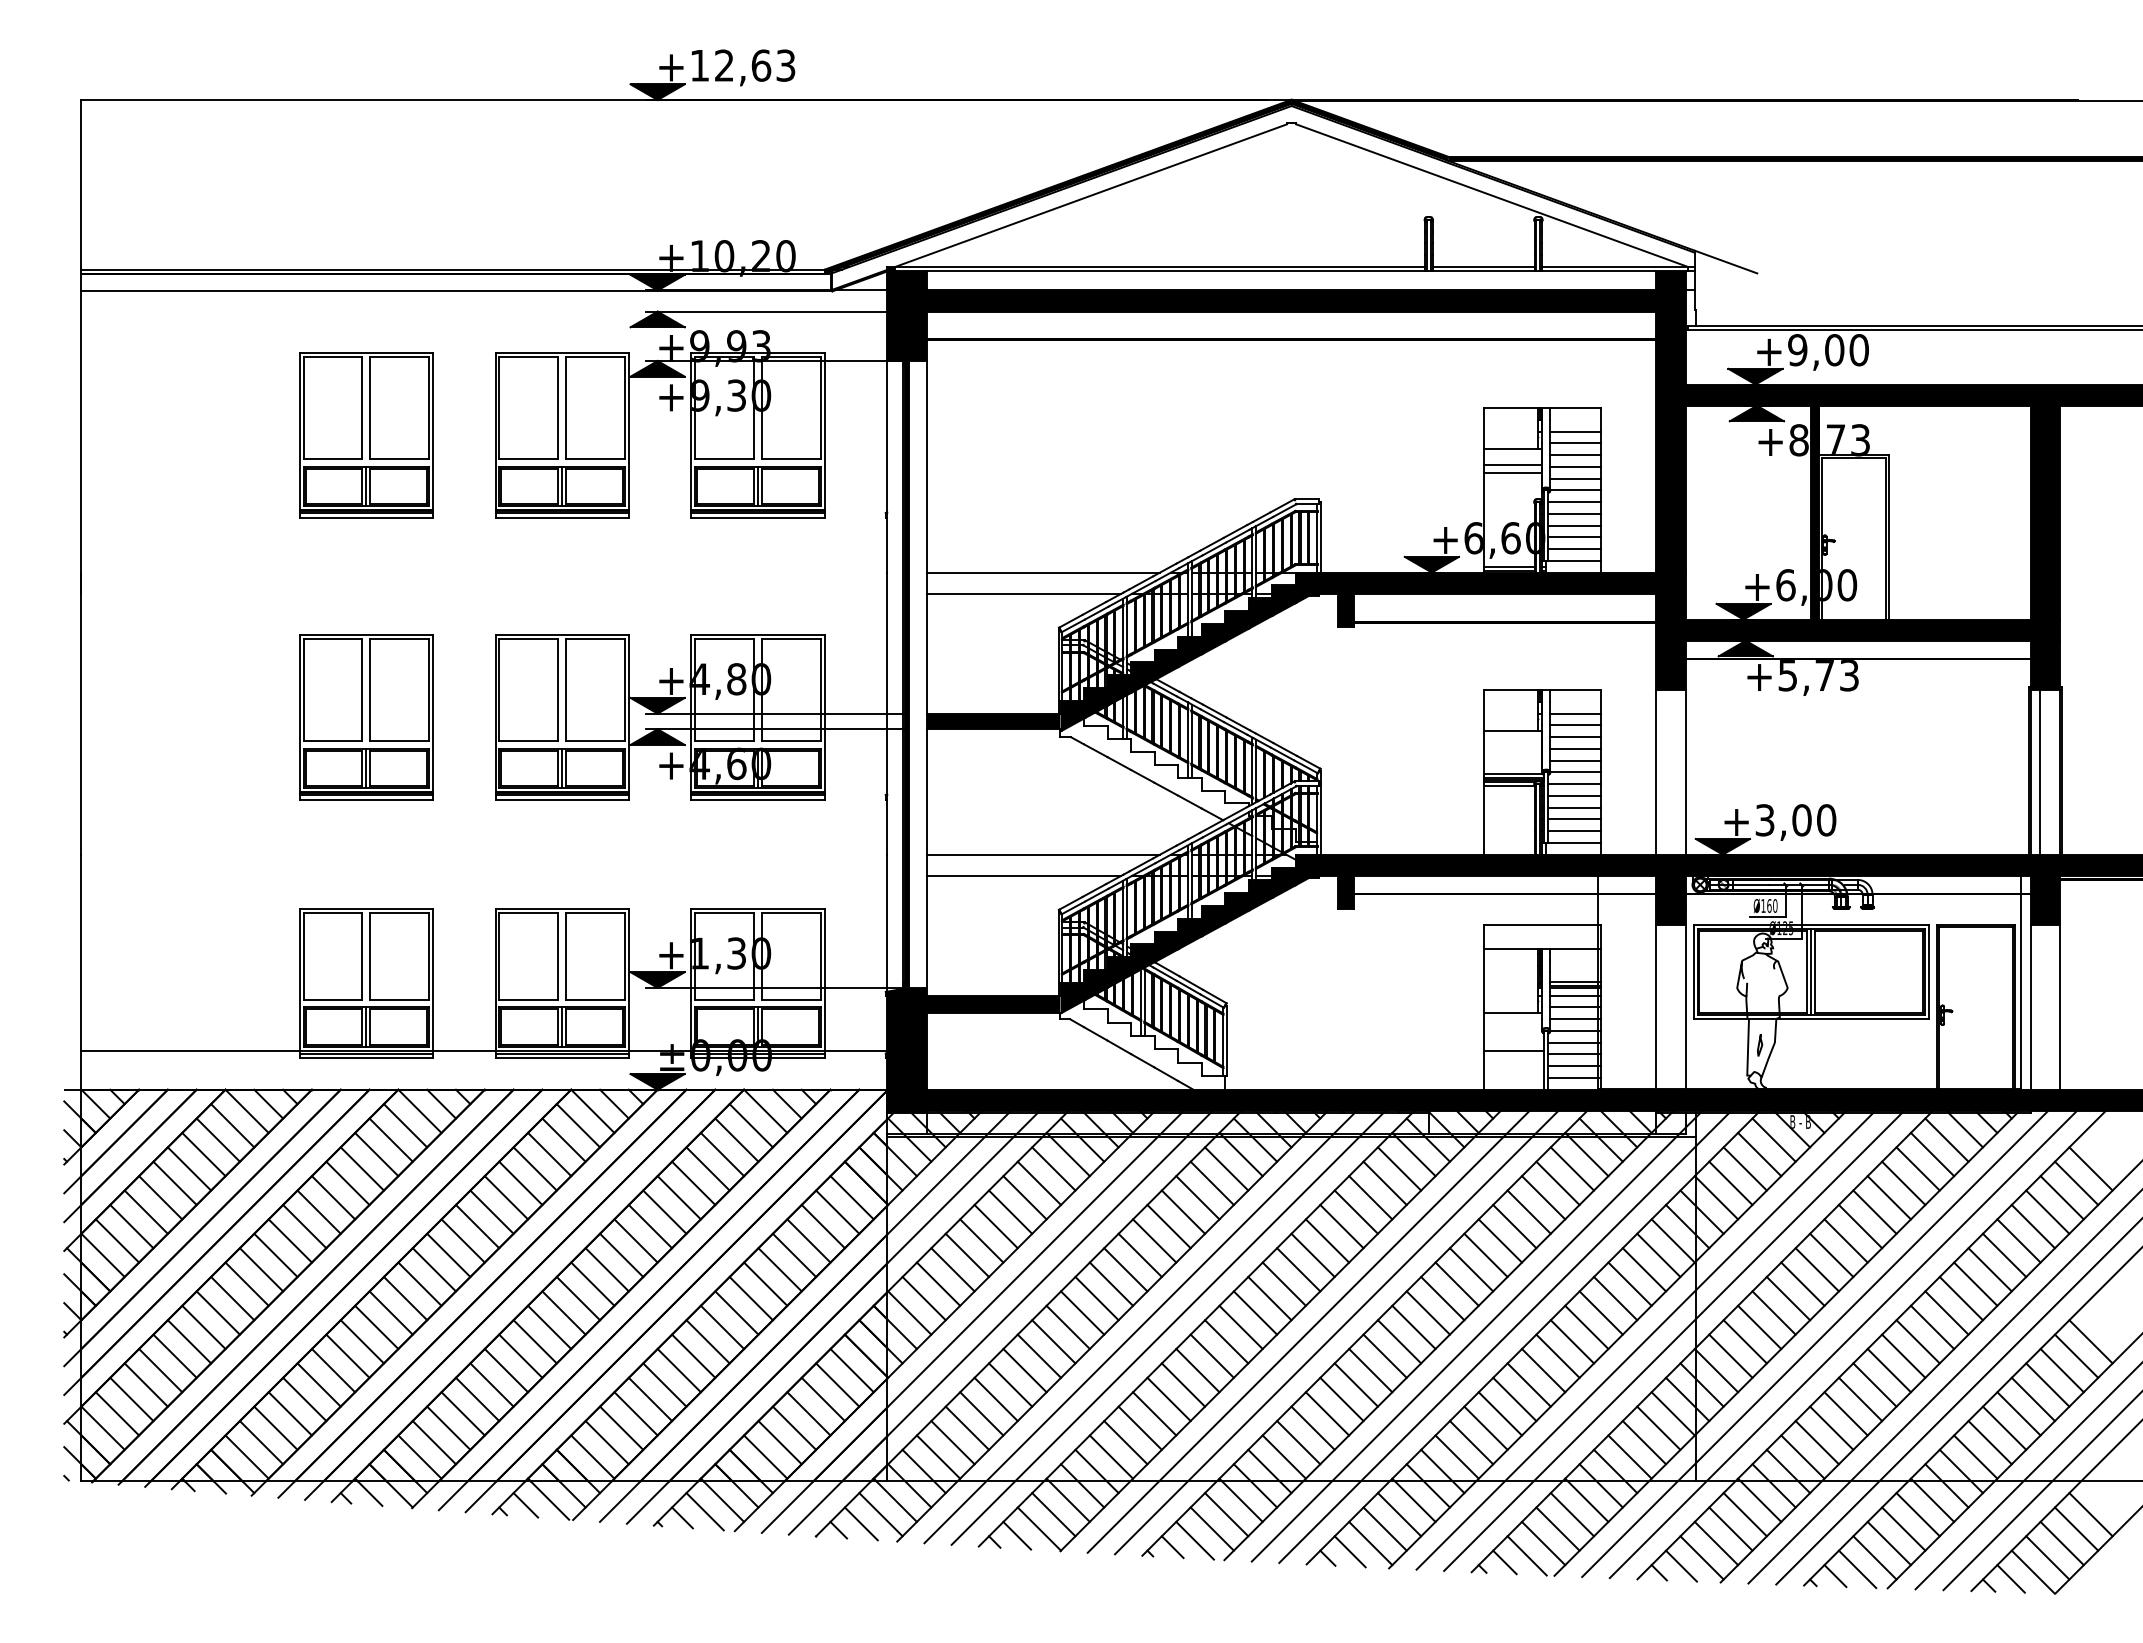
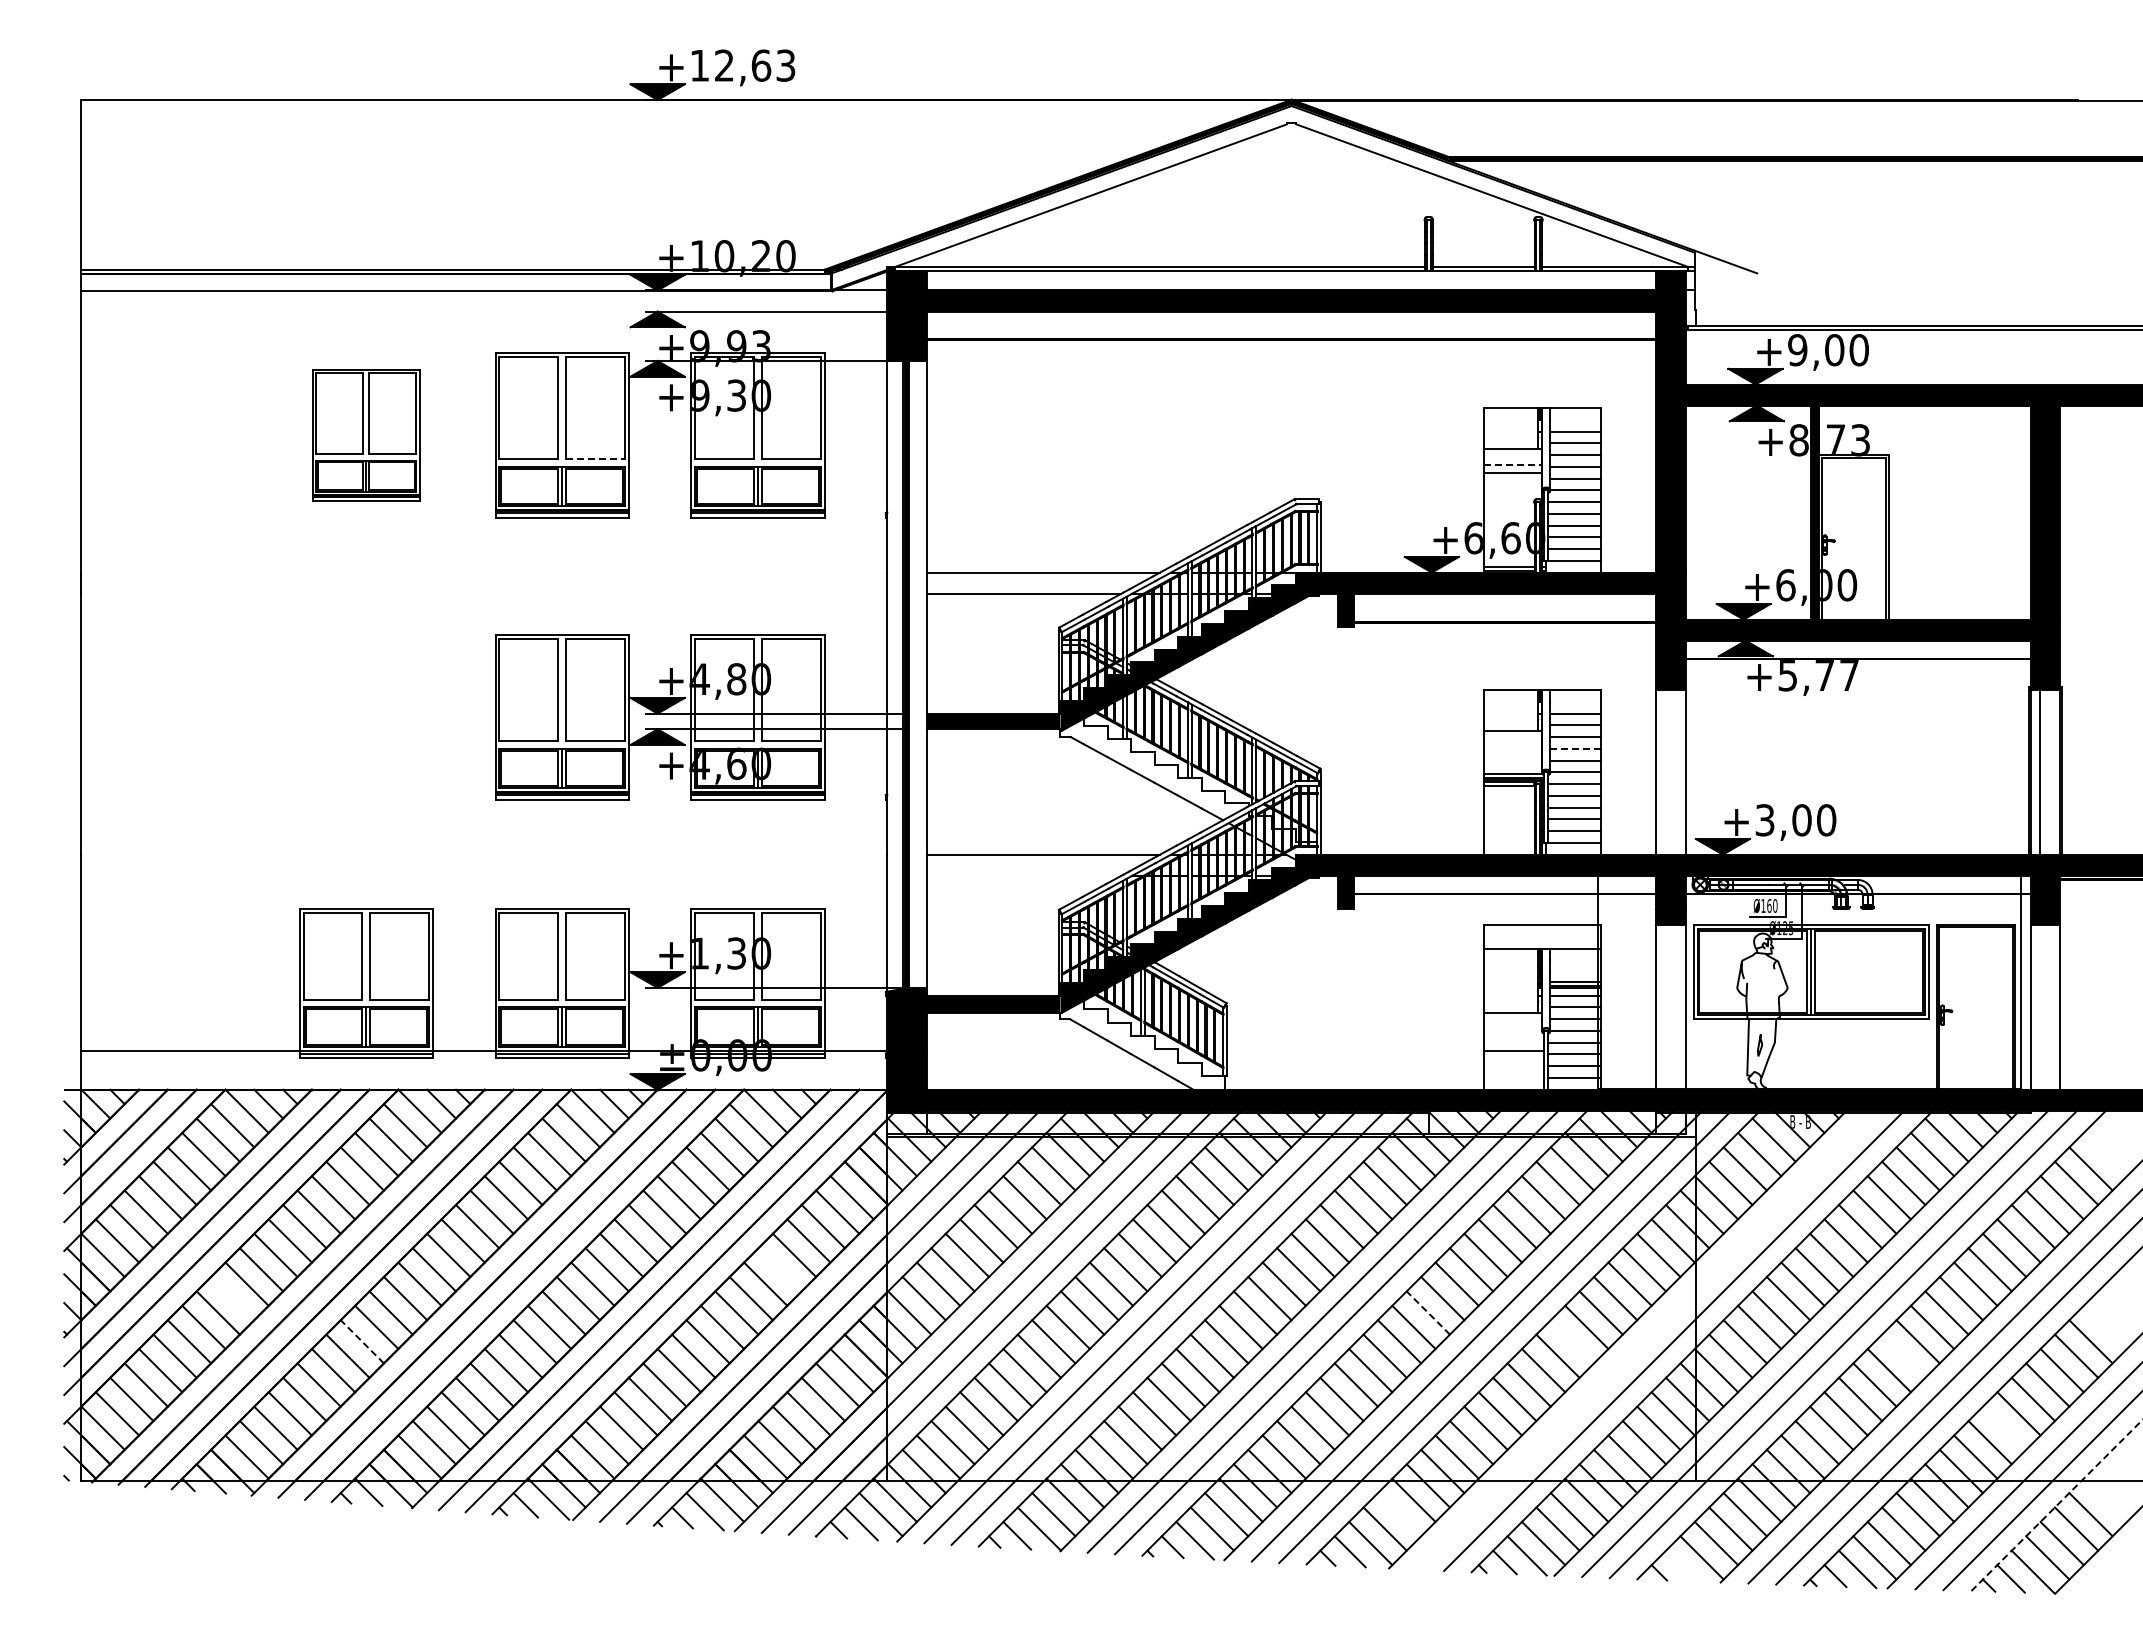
part size: 135x167 px -> 109x133 px (366, 435)
line: solid -> dashed (595, 458)
line: solid -> dashed (1512, 464)
text: +5,73 -> +5,77 (1849, 675)
part: present -> none (366, 717)
line: solid -> dashed (1575, 748)
line: present -> none (1024, 875)
line: present -> none (779, 1269)
line: present -> none (232, 1298)
line: solid -> dashed (1428, 1313)
line: present -> none (1645, 1339)
line: solid -> dashed (362, 1341)
line: present -> none (1572, 1341)
line: present -> none (1903, 1355)
line: present -> none (2004, 1427)
line: solid -> dashed (2056, 1505)
line: present -> none (1399, 1514)
line: present -> none (1681, 1565)
